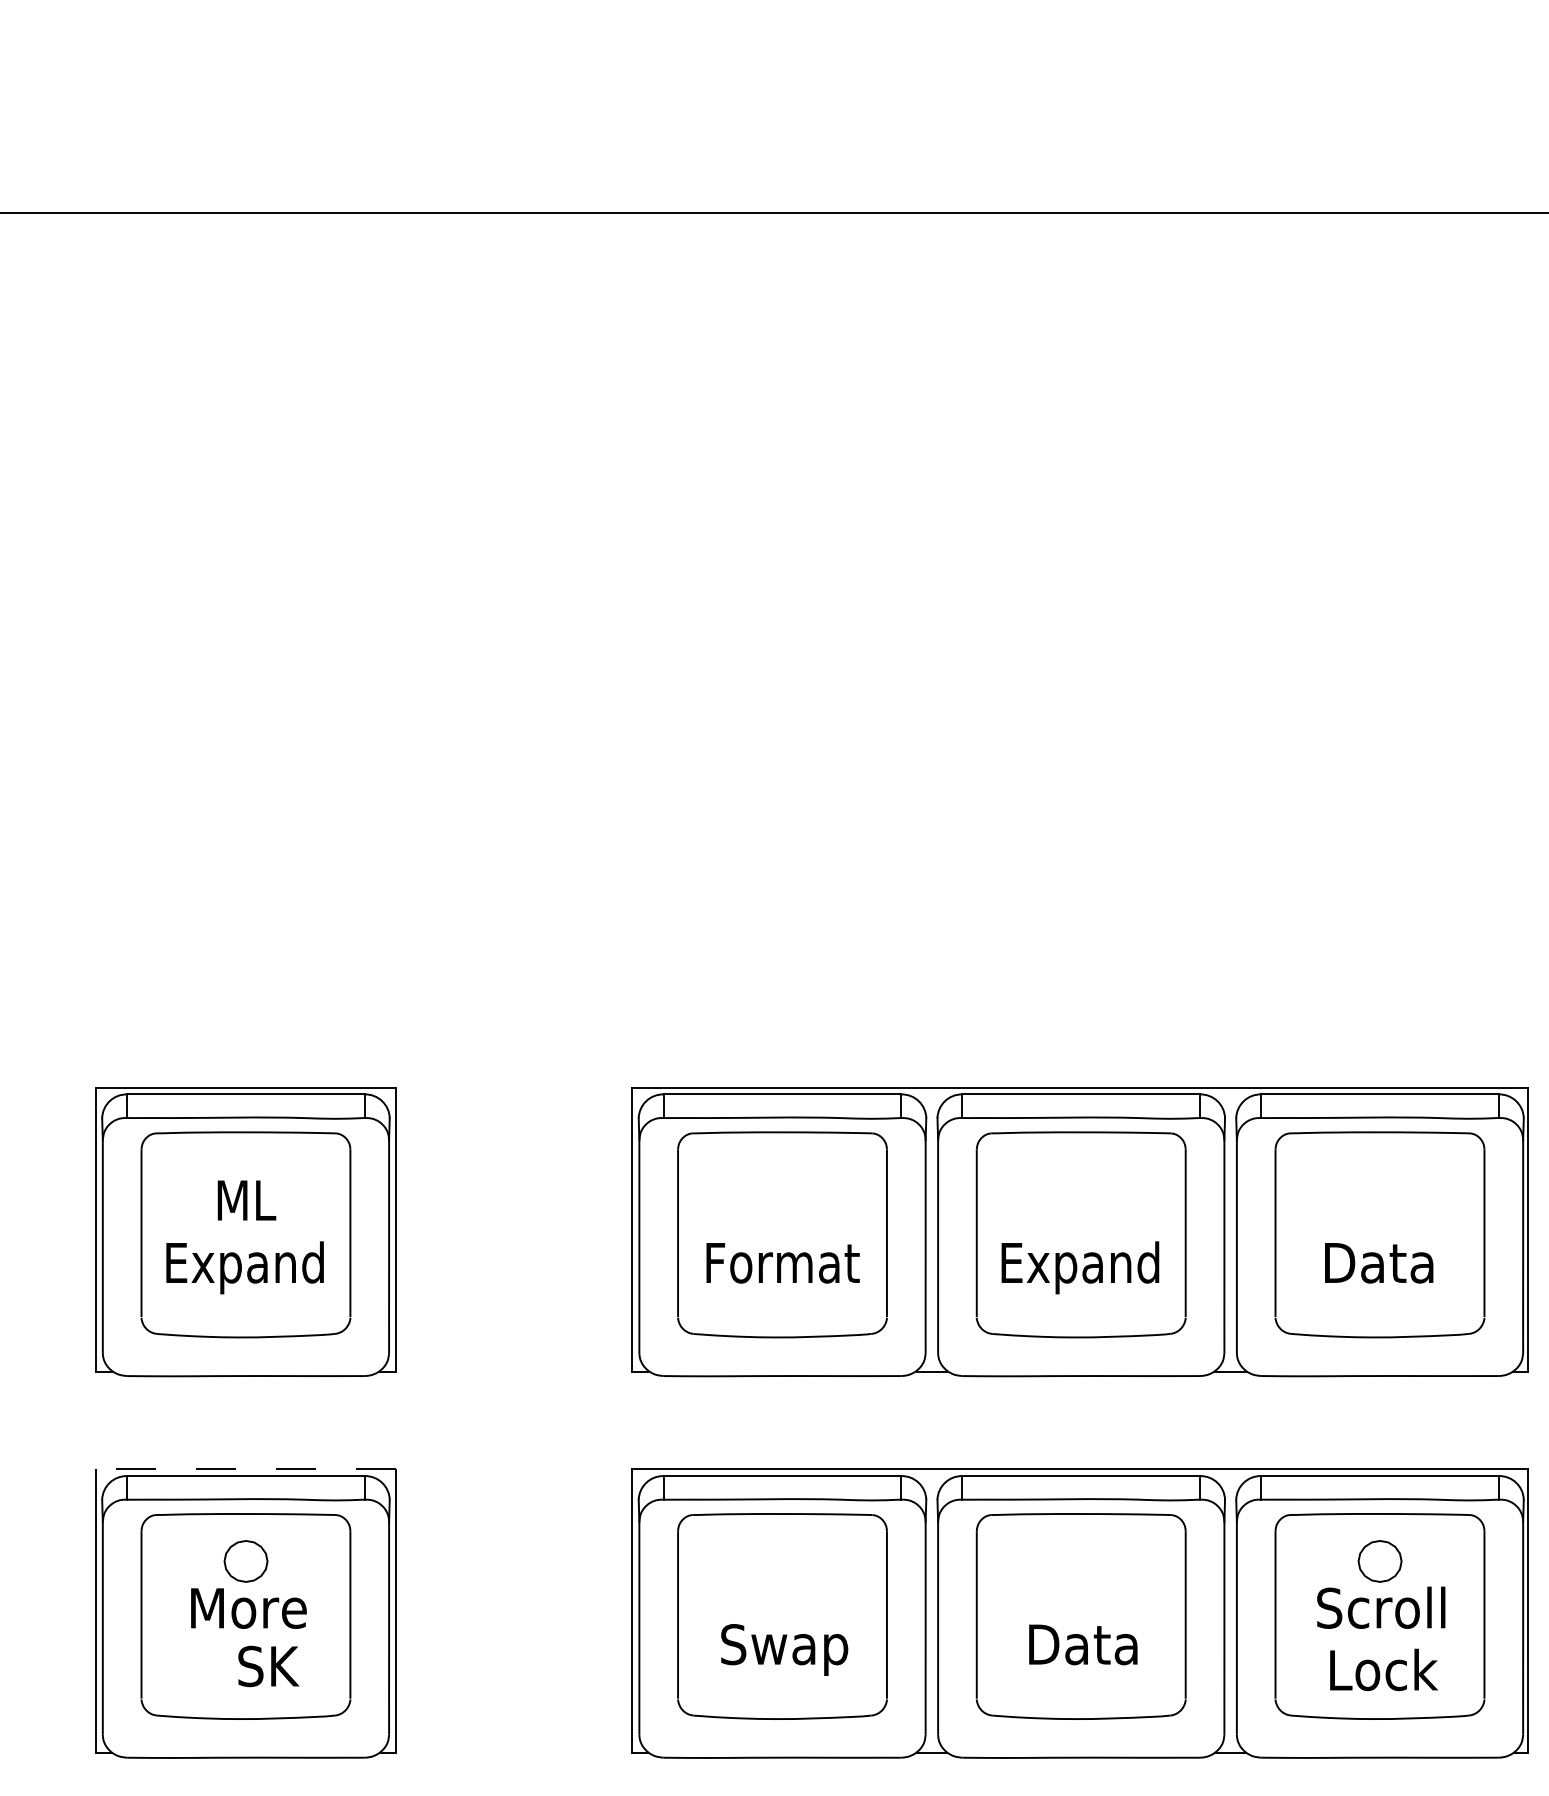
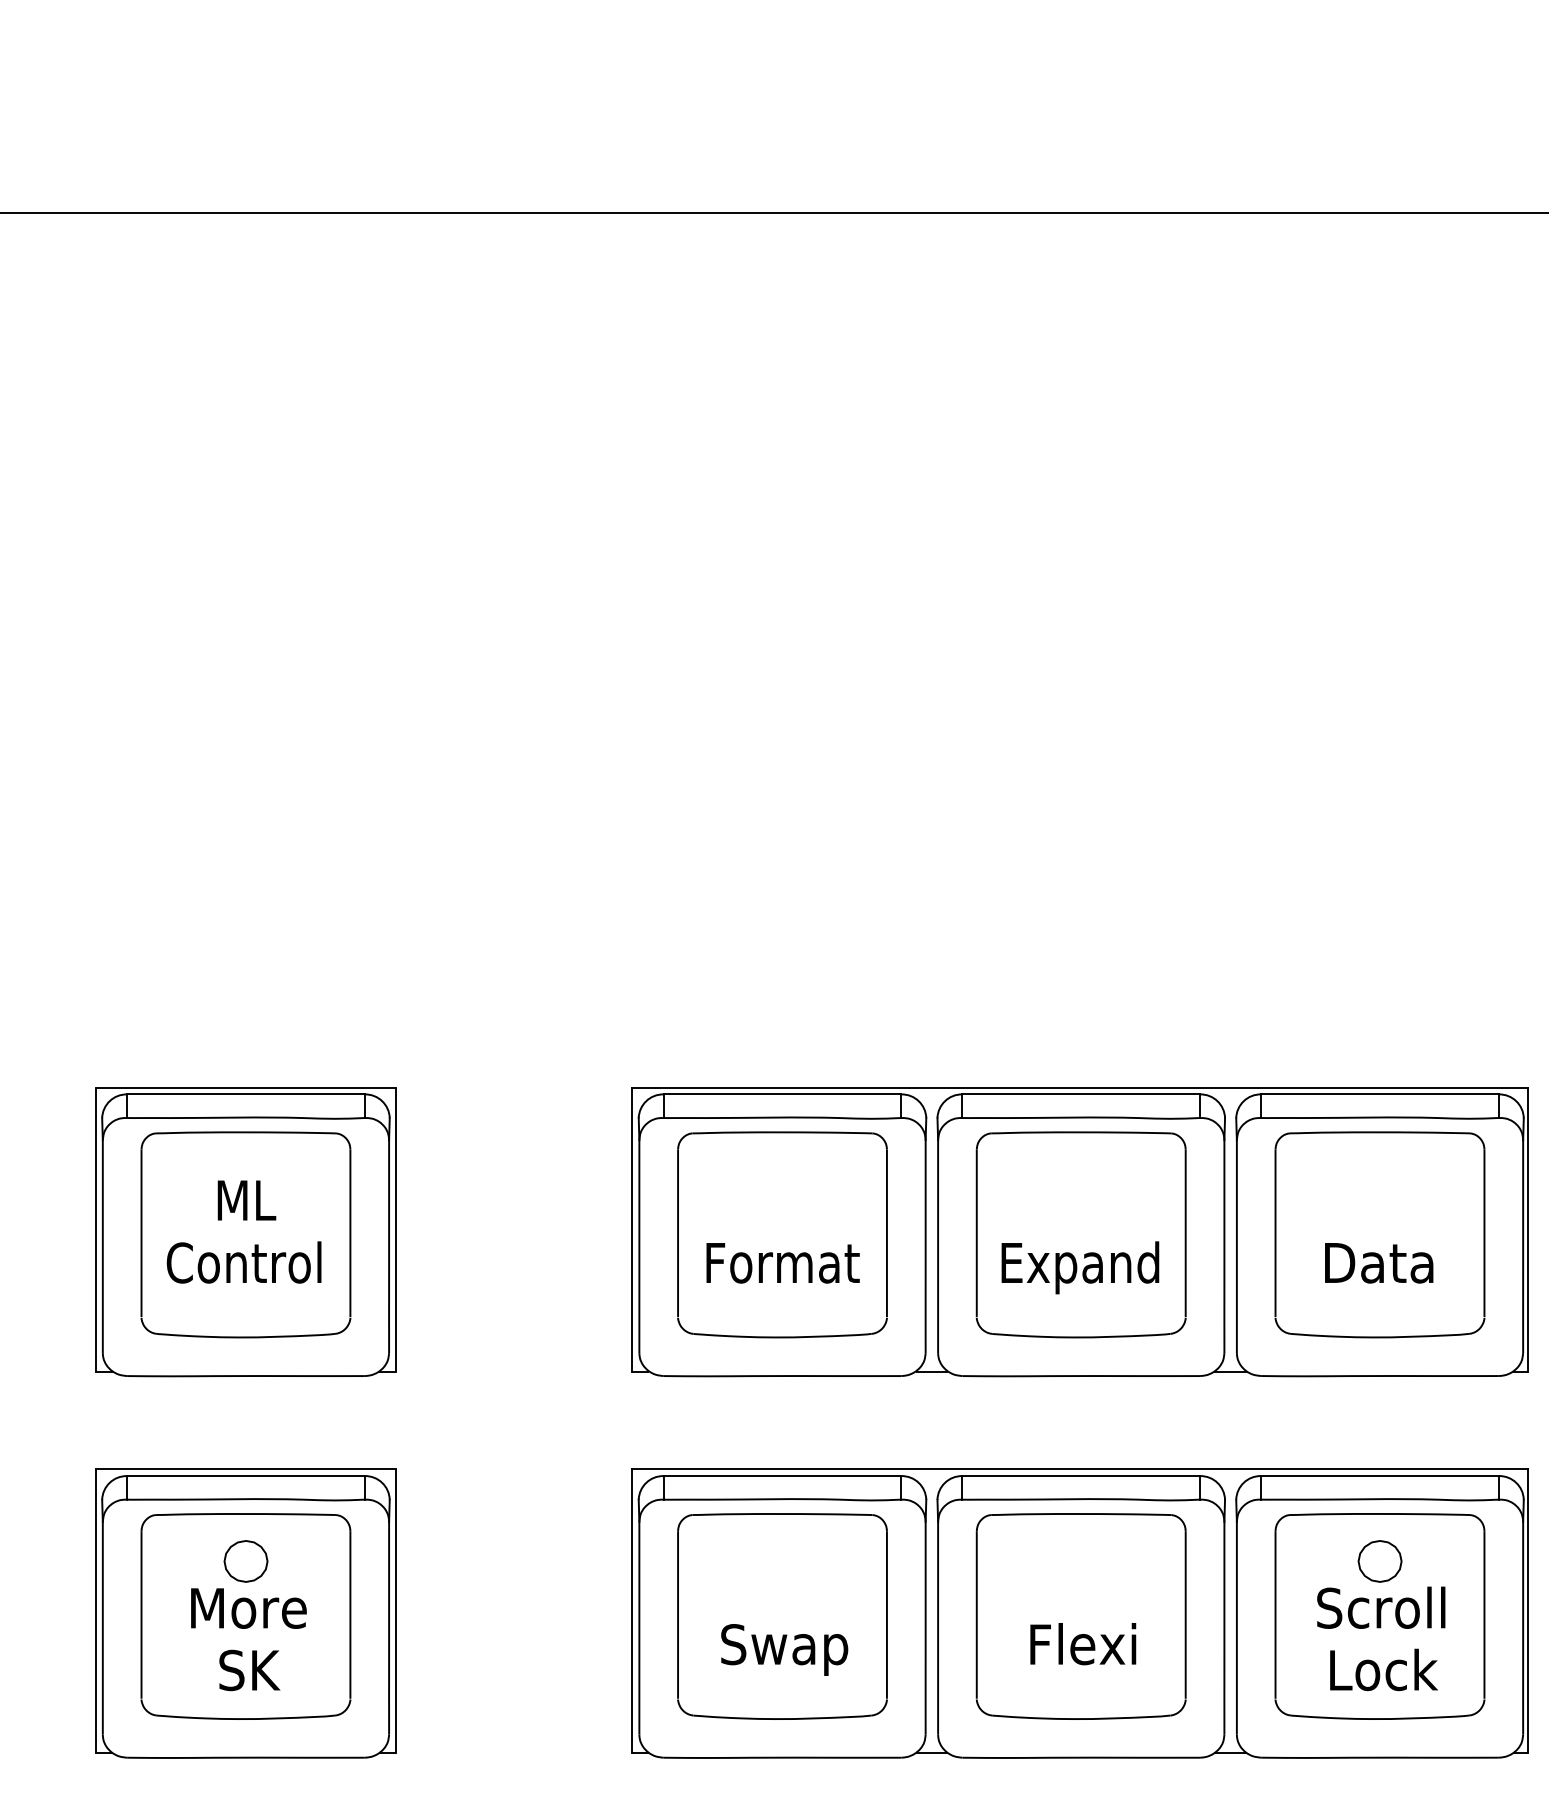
text: Expand -> Control (244, 1267)
line: dashed -> solid (245, 1469)
text: Data -> Flexi (1083, 1644)
text position: (268, 1666) -> (249, 1670) (249, 1670)
